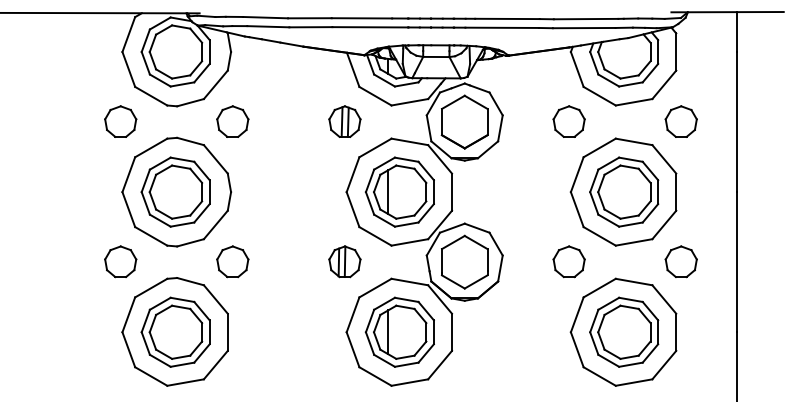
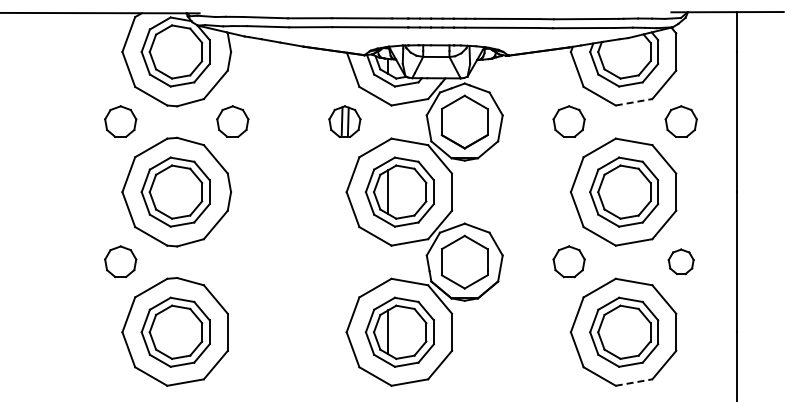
line: solid -> dashed (634, 102)
part: present -> none (232, 261)
part: present -> none (344, 261)
part size: 34x34 px -> 28x28 px (680, 261)
line: solid -> dashed (634, 382)
